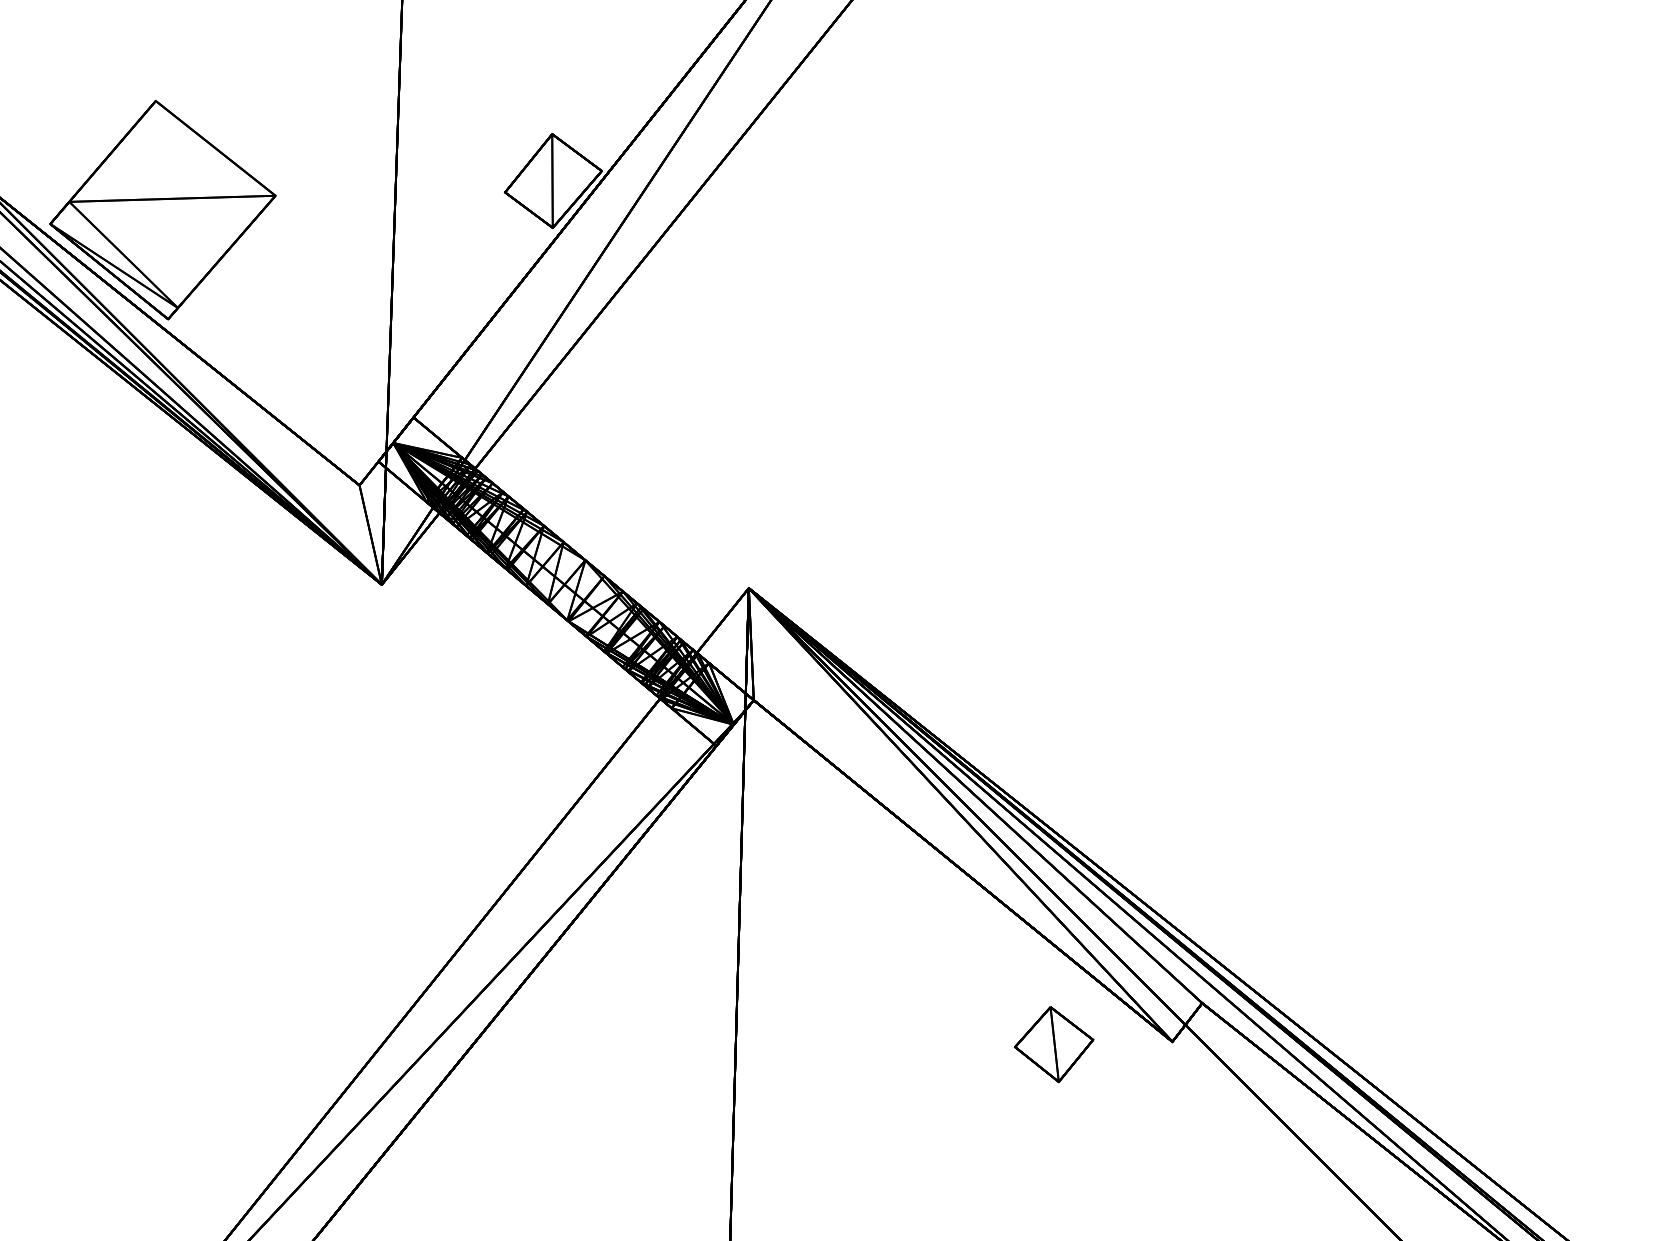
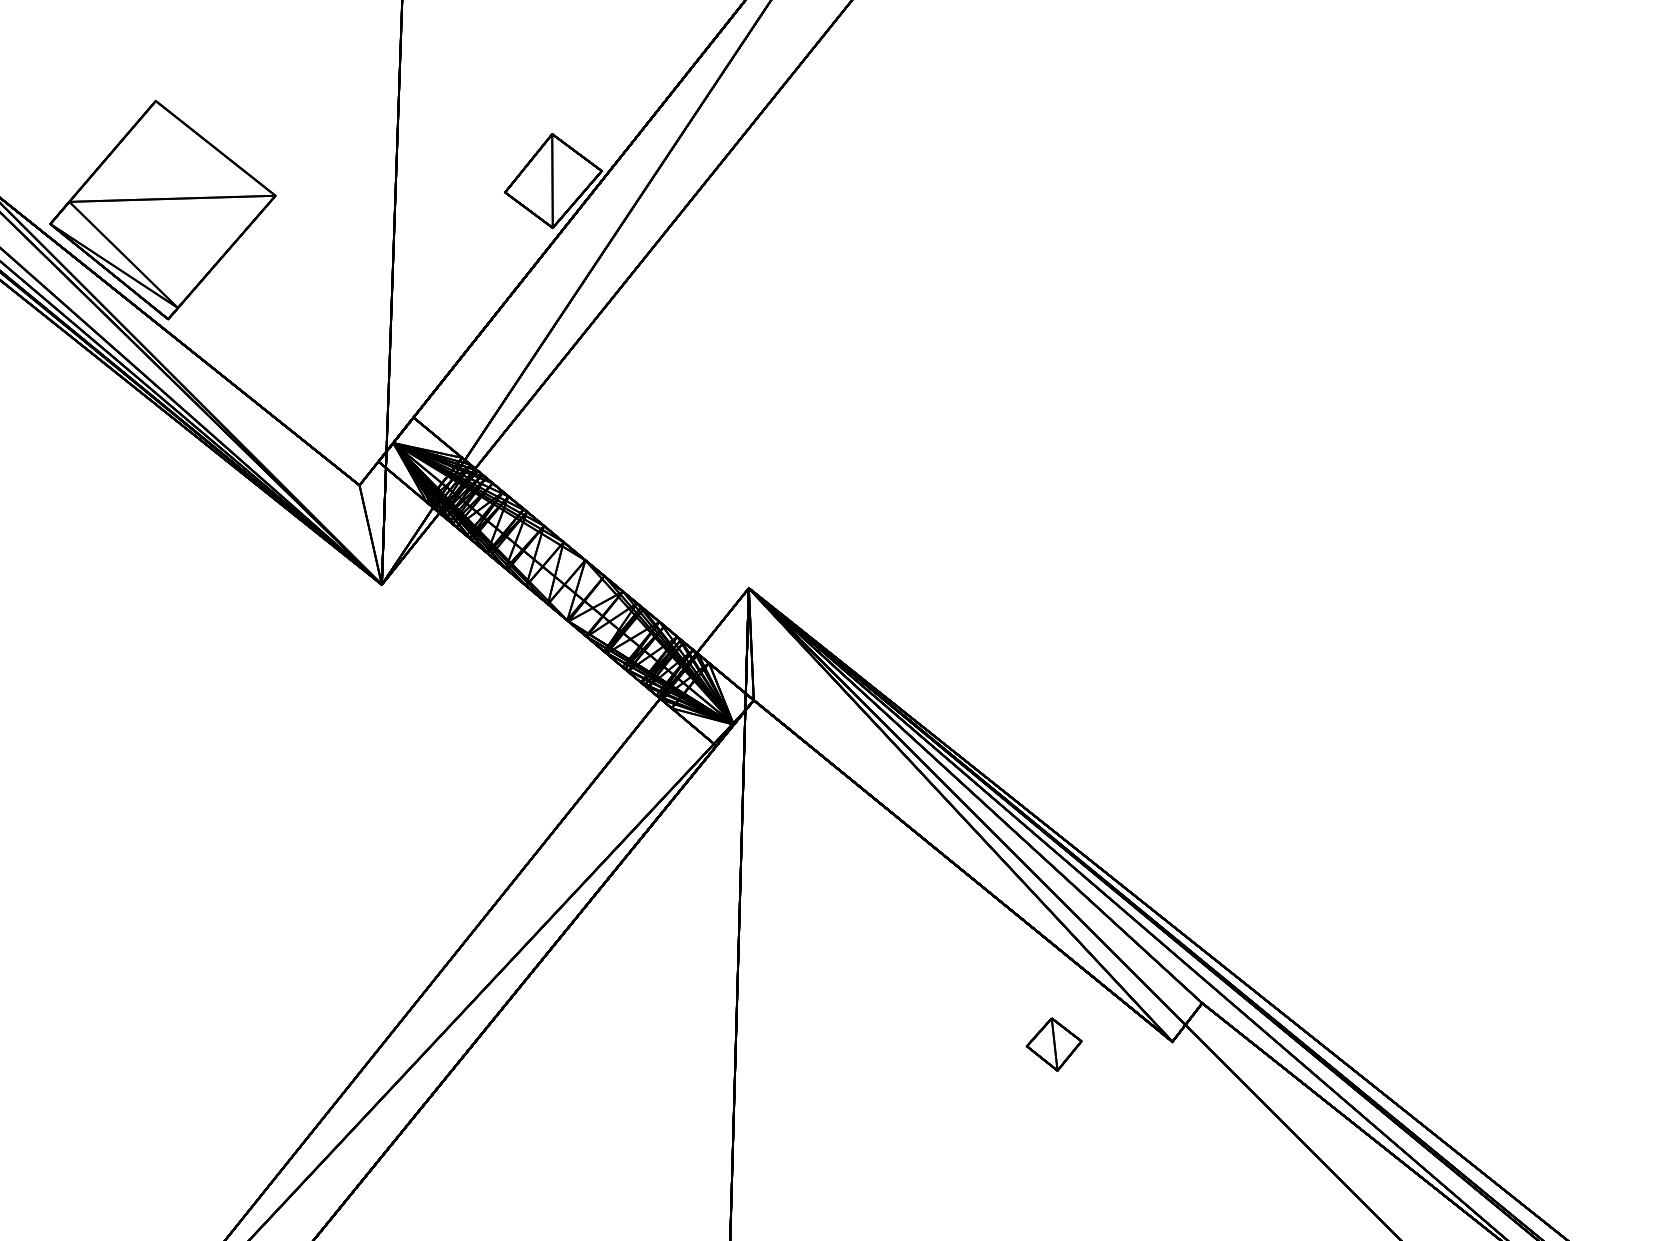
part size: 81x77 px -> 58x55 px (1053, 1044)
